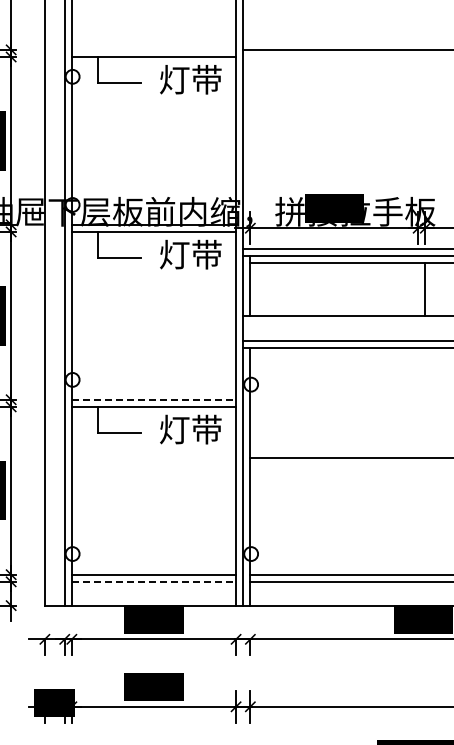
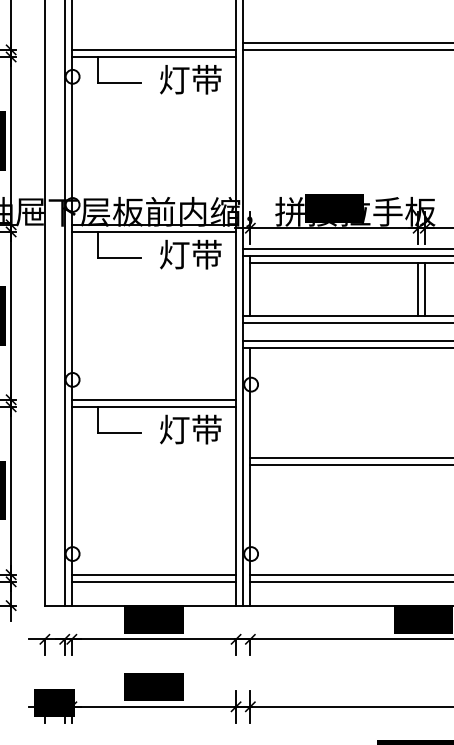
line: none -> present (346, 43)
line: none -> present (153, 49)
line: none -> present (418, 289)
line: none -> present (346, 323)
line: dashed -> solid (154, 399)
line: none -> present (350, 465)
line: dashed -> solid (154, 581)
